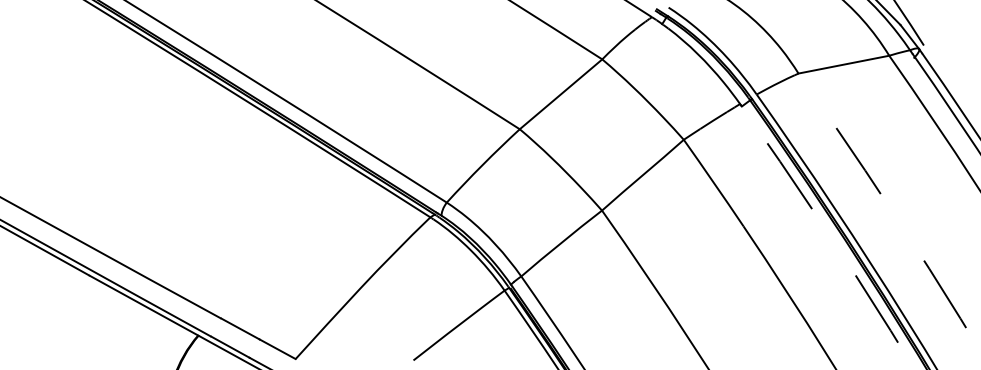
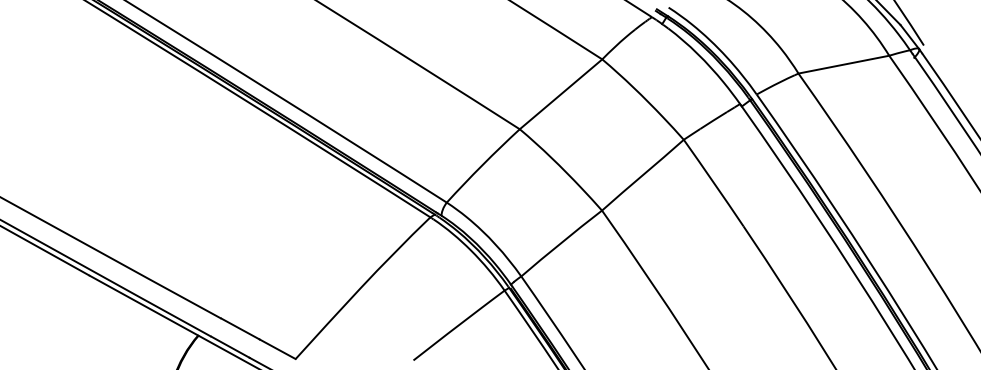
arc: dashed -> solid (892, 211)
arc: dashed -> solid (830, 236)
